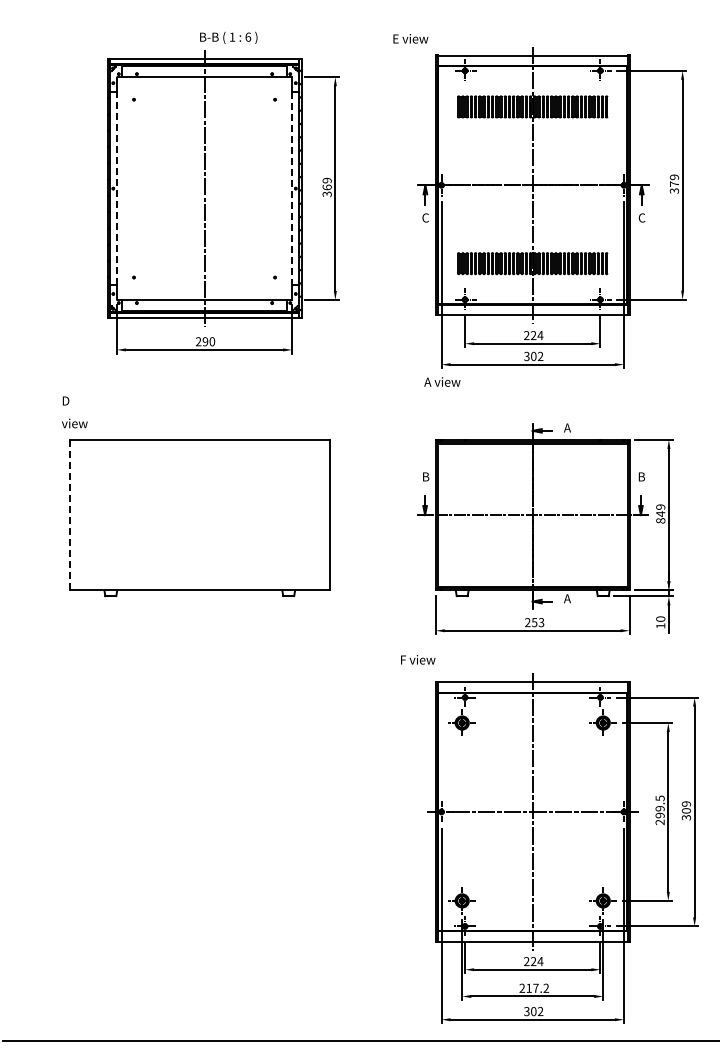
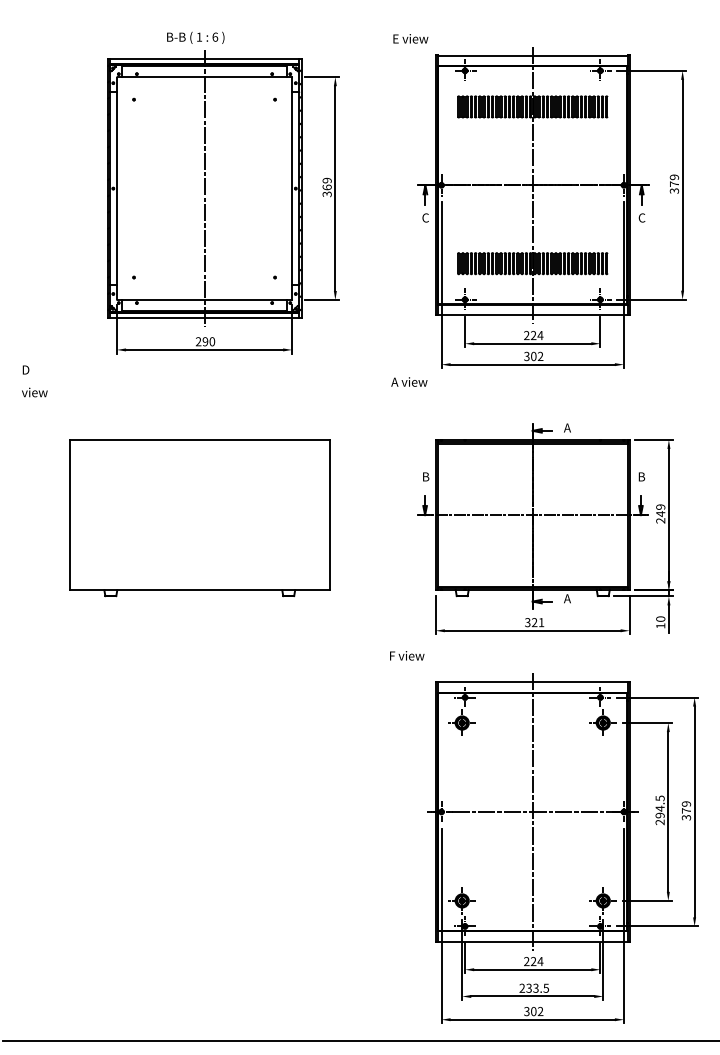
text position: (228, 37) -> (195, 37) (195, 37)
line: dashed -> solid (116, 188)
line: dashed -> solid (292, 189)
text position: (442, 381) -> (409, 381) (409, 381)
text position: (74, 412) -> (34, 381) (34, 381)
line: dashed -> solid (69, 515)
text: 849 -> 249 (660, 520)
text: 253 -> 321 (534, 622)
text position: (418, 659) -> (407, 655) (407, 655)
text: 299.5 -> 294.5 (659, 808)
text: 309 -> 379 (686, 810)
text: 217.2 -> 233.5 (537, 987)
